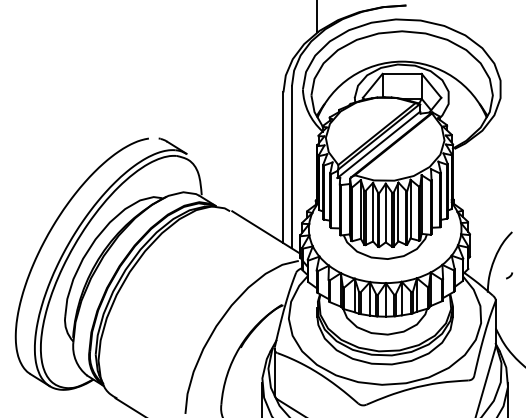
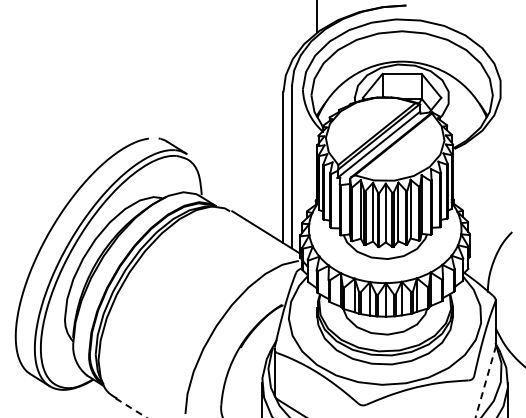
curve: present -> none (509, 275)
line: solid -> dashed (485, 382)
line: solid -> dashed (131, 408)
